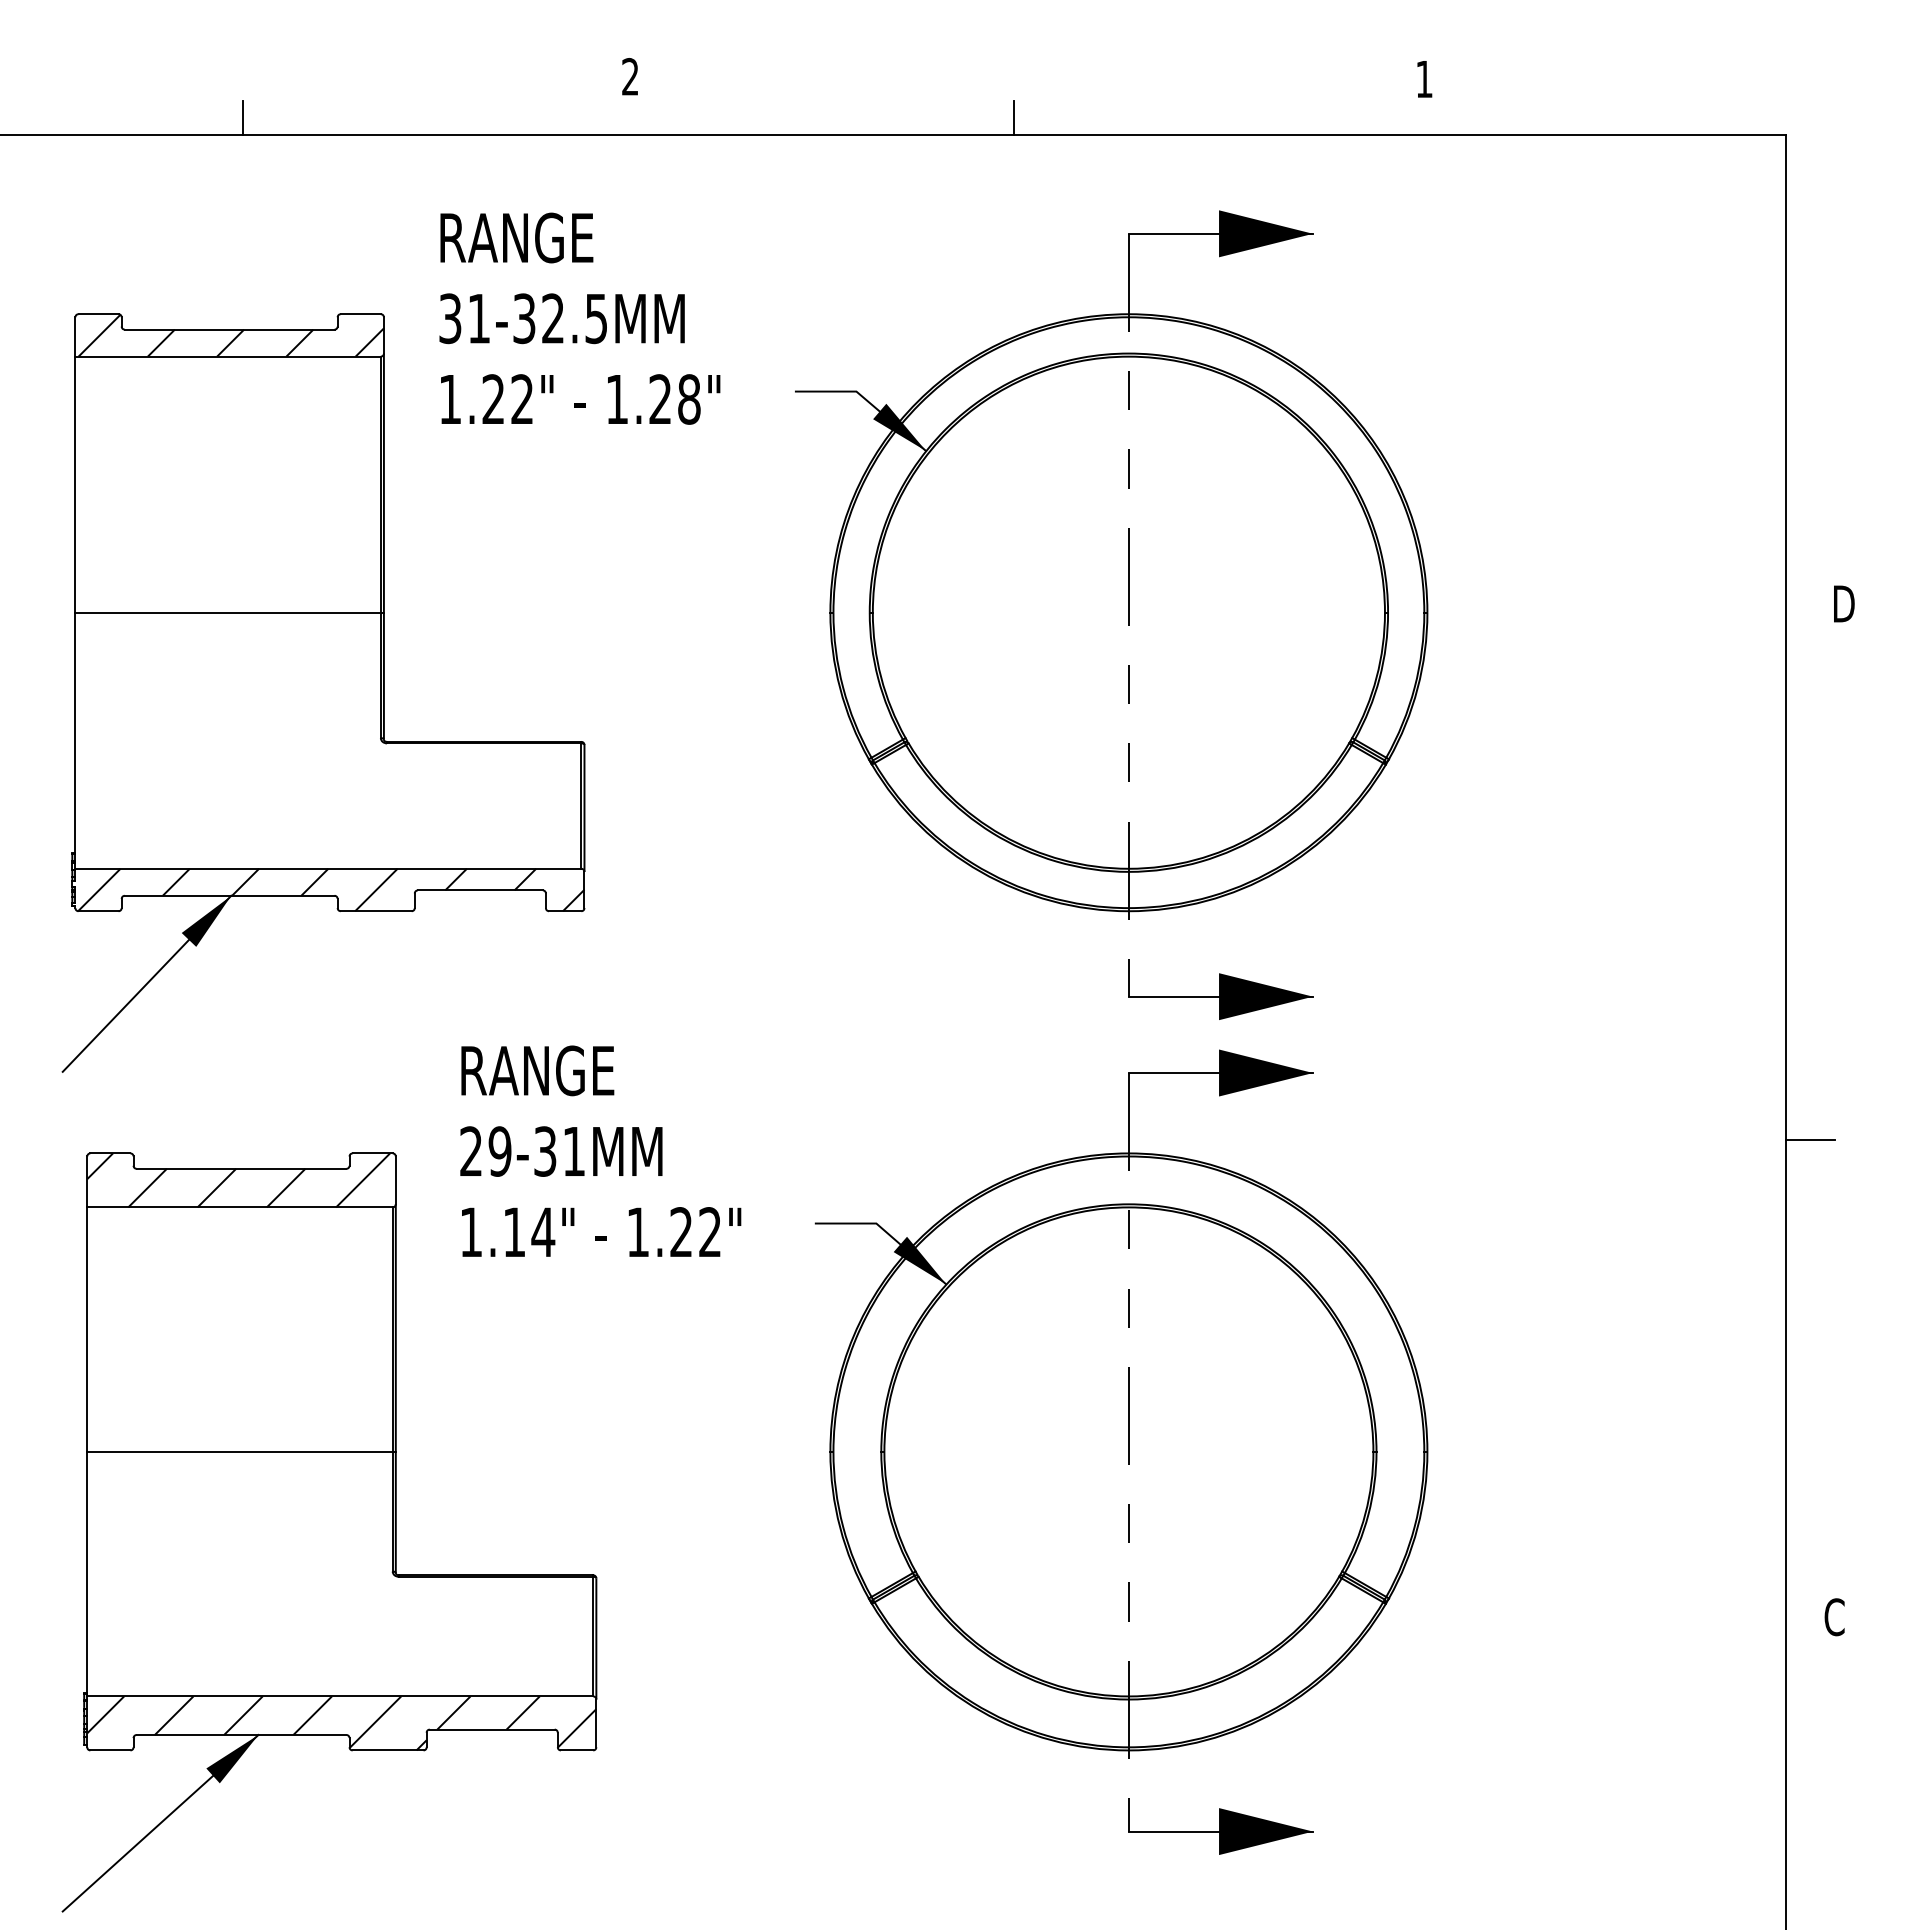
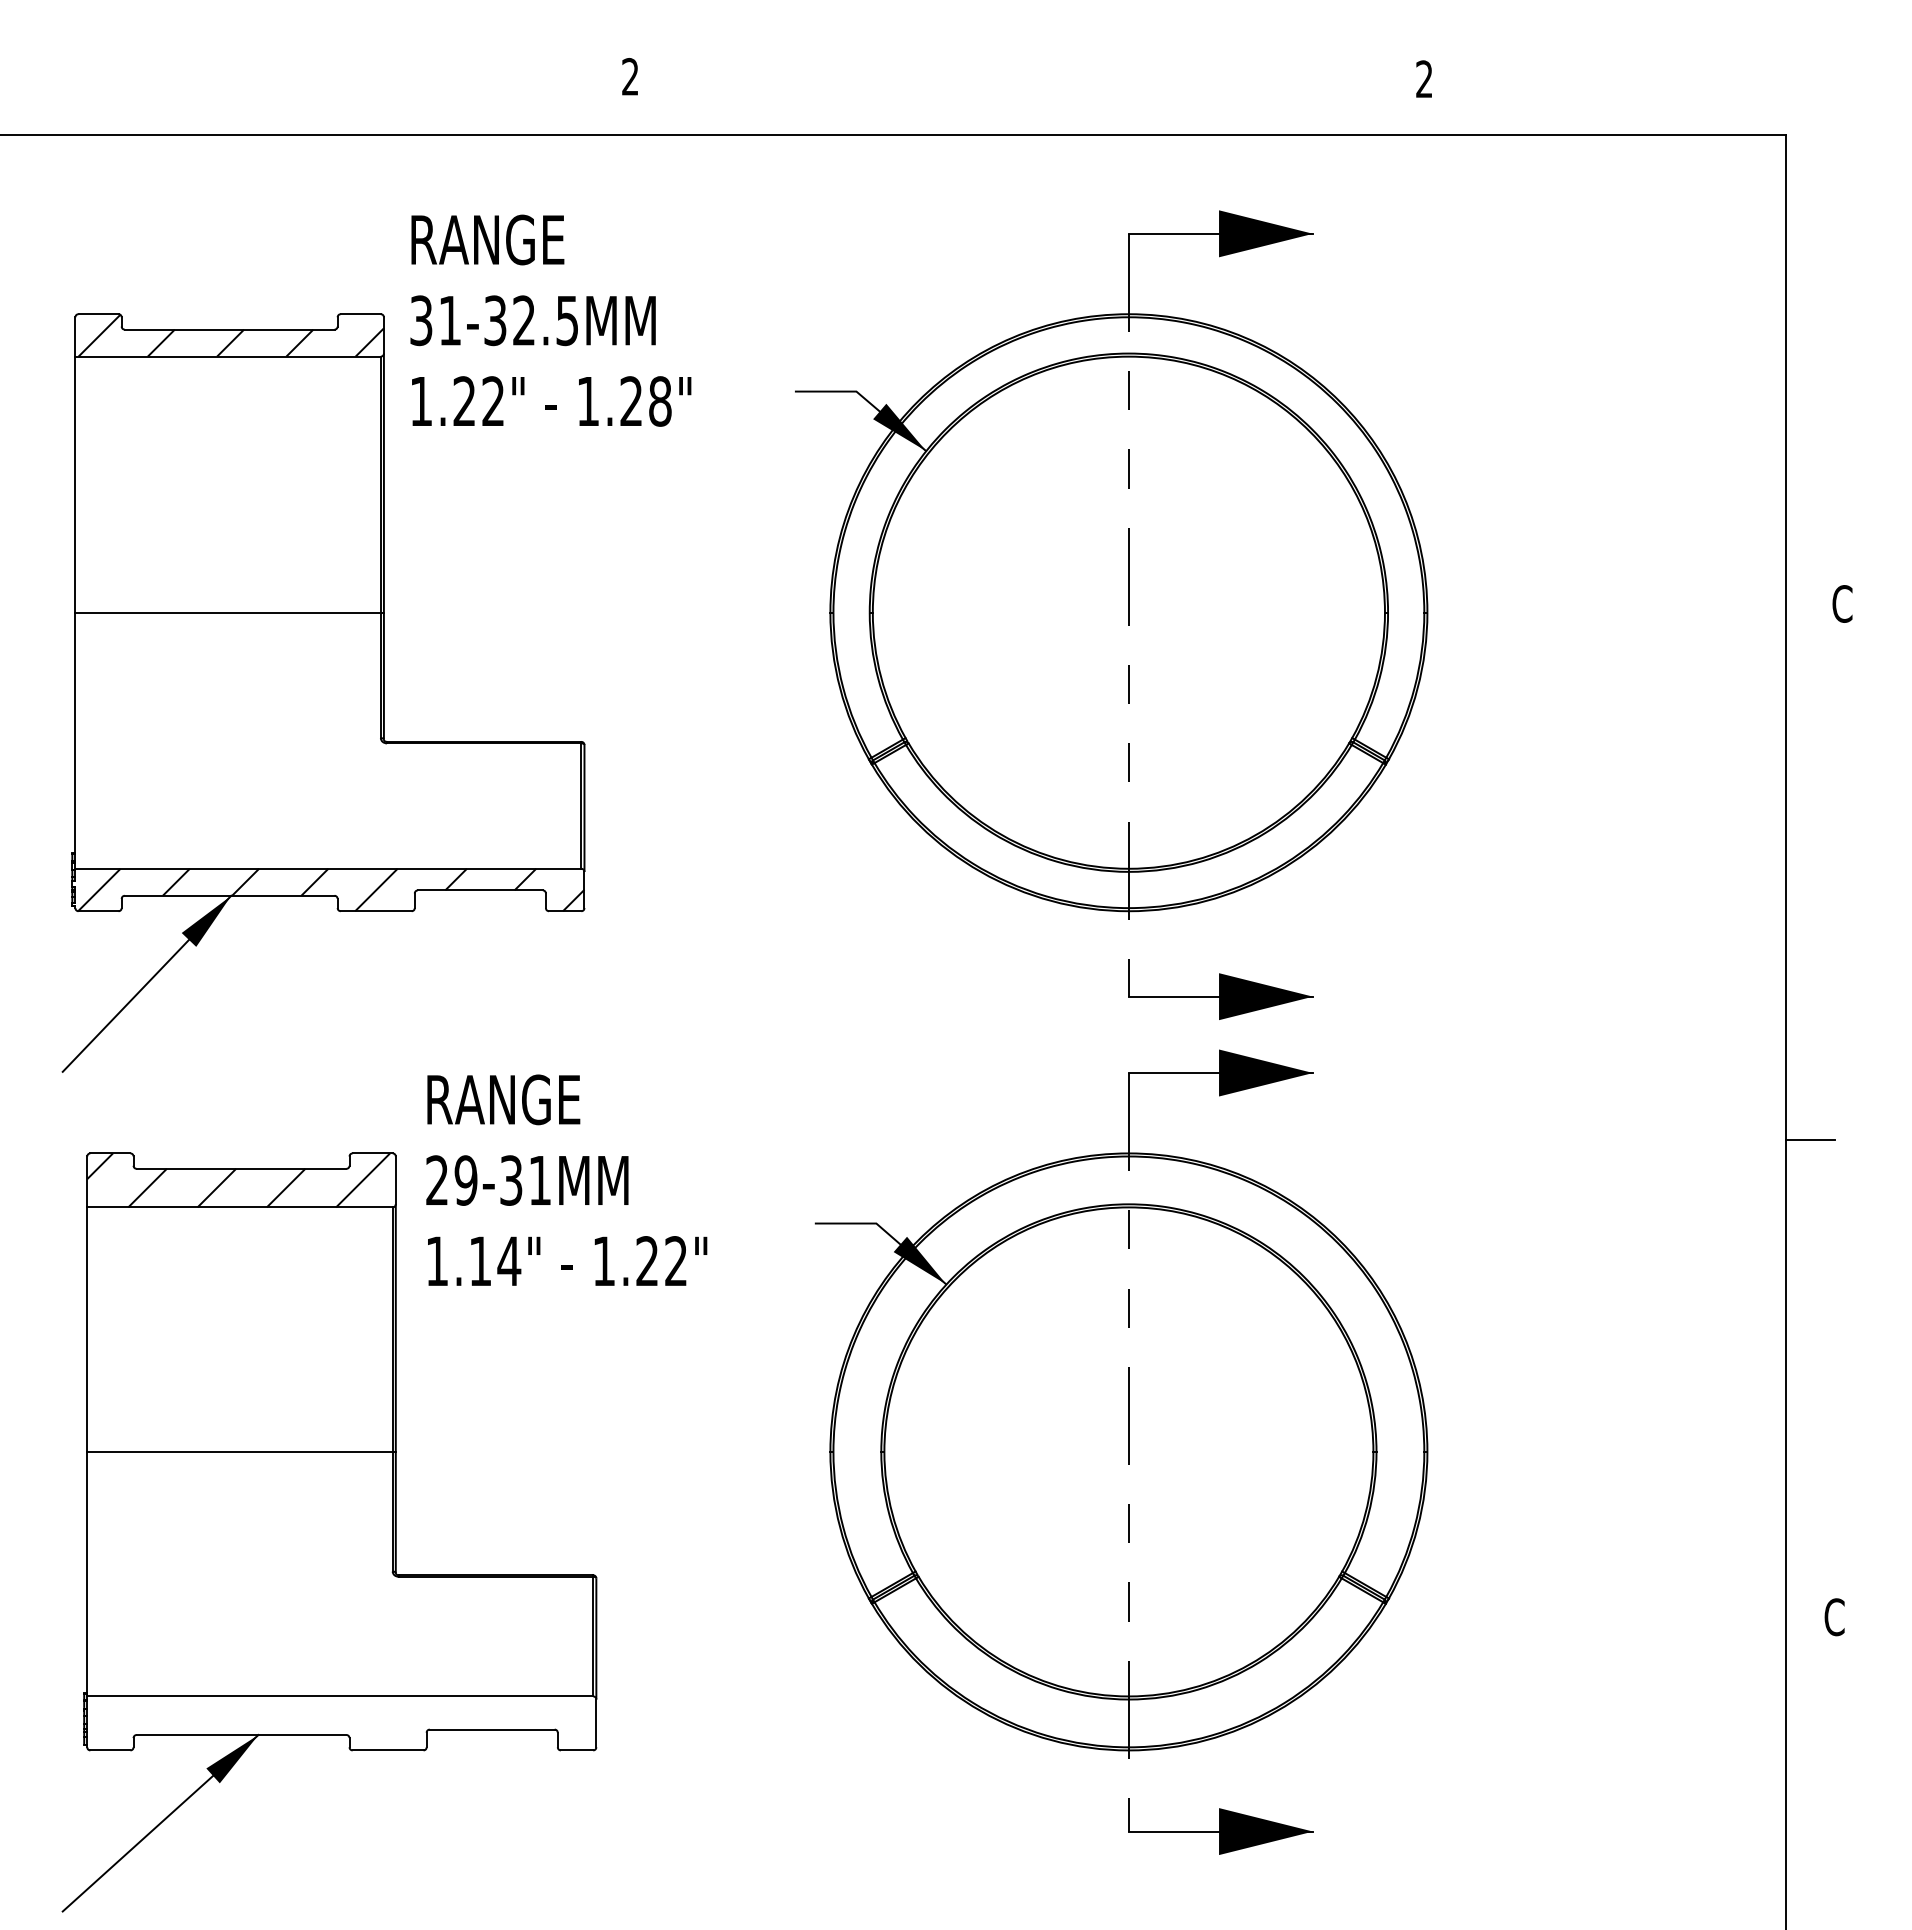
text: 1 -> 2 (1424, 78)
line: present -> none (242, 117)
line: present -> none (1014, 117)
text position: (579, 318) -> (550, 320) (550, 320)
text: D -> C (1843, 603)
text position: (600, 1150) -> (566, 1179) (566, 1179)
hatch: present -> none (341, 1723)
